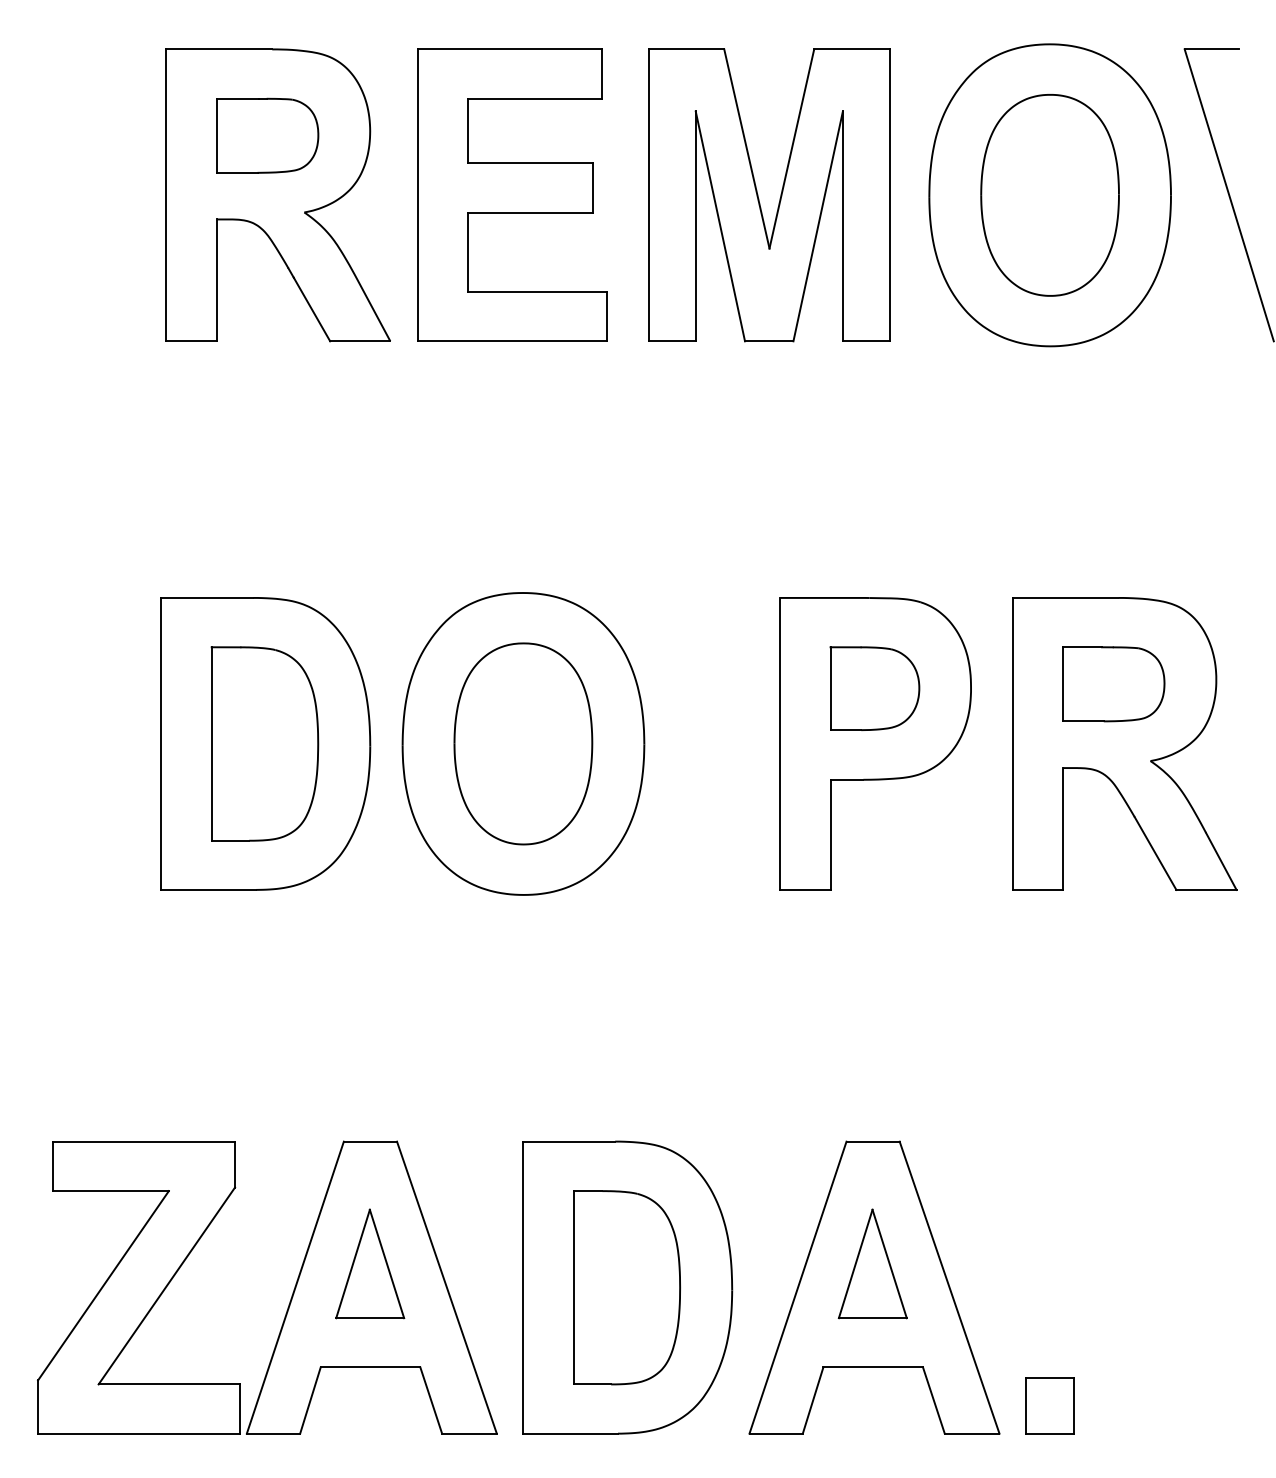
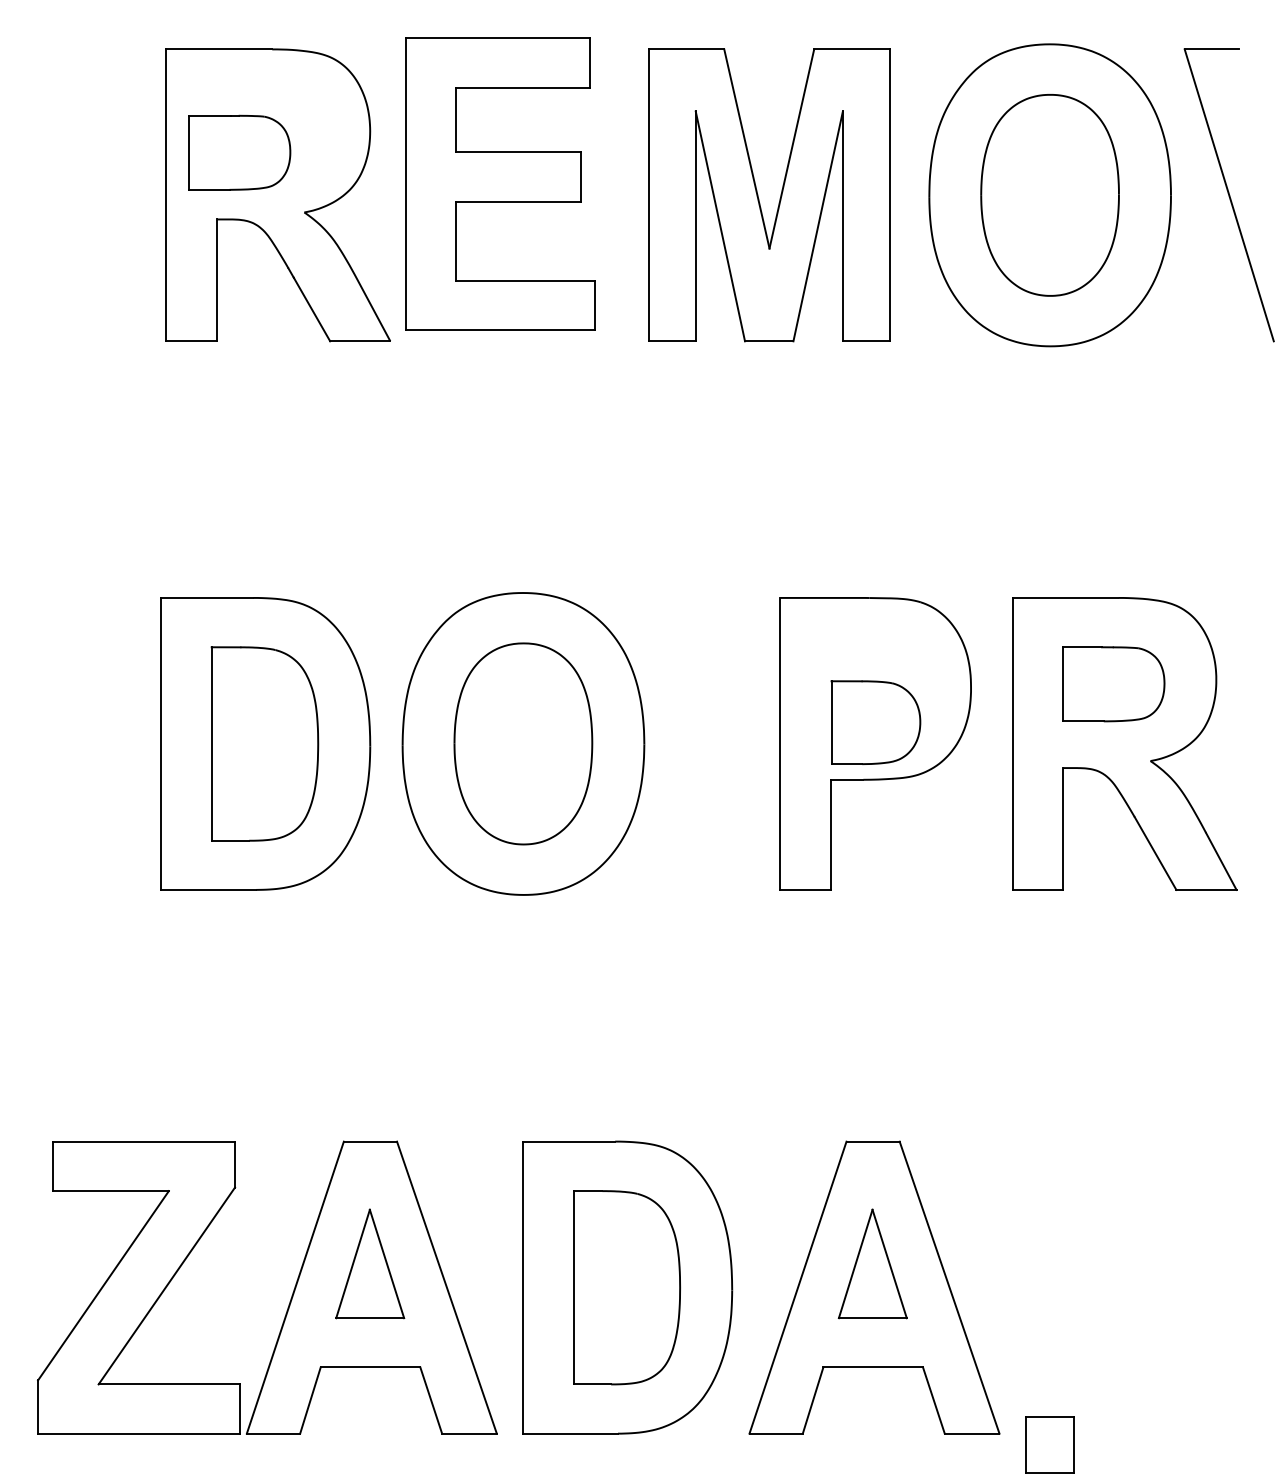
part position: (267, 135) -> (239, 152) (239, 152)
part position: (512, 194) -> (500, 183) (500, 183)
part position: (874, 688) -> (875, 722) (875, 722)
part position: (1049, 1405) -> (1049, 1444) (1049, 1444)
